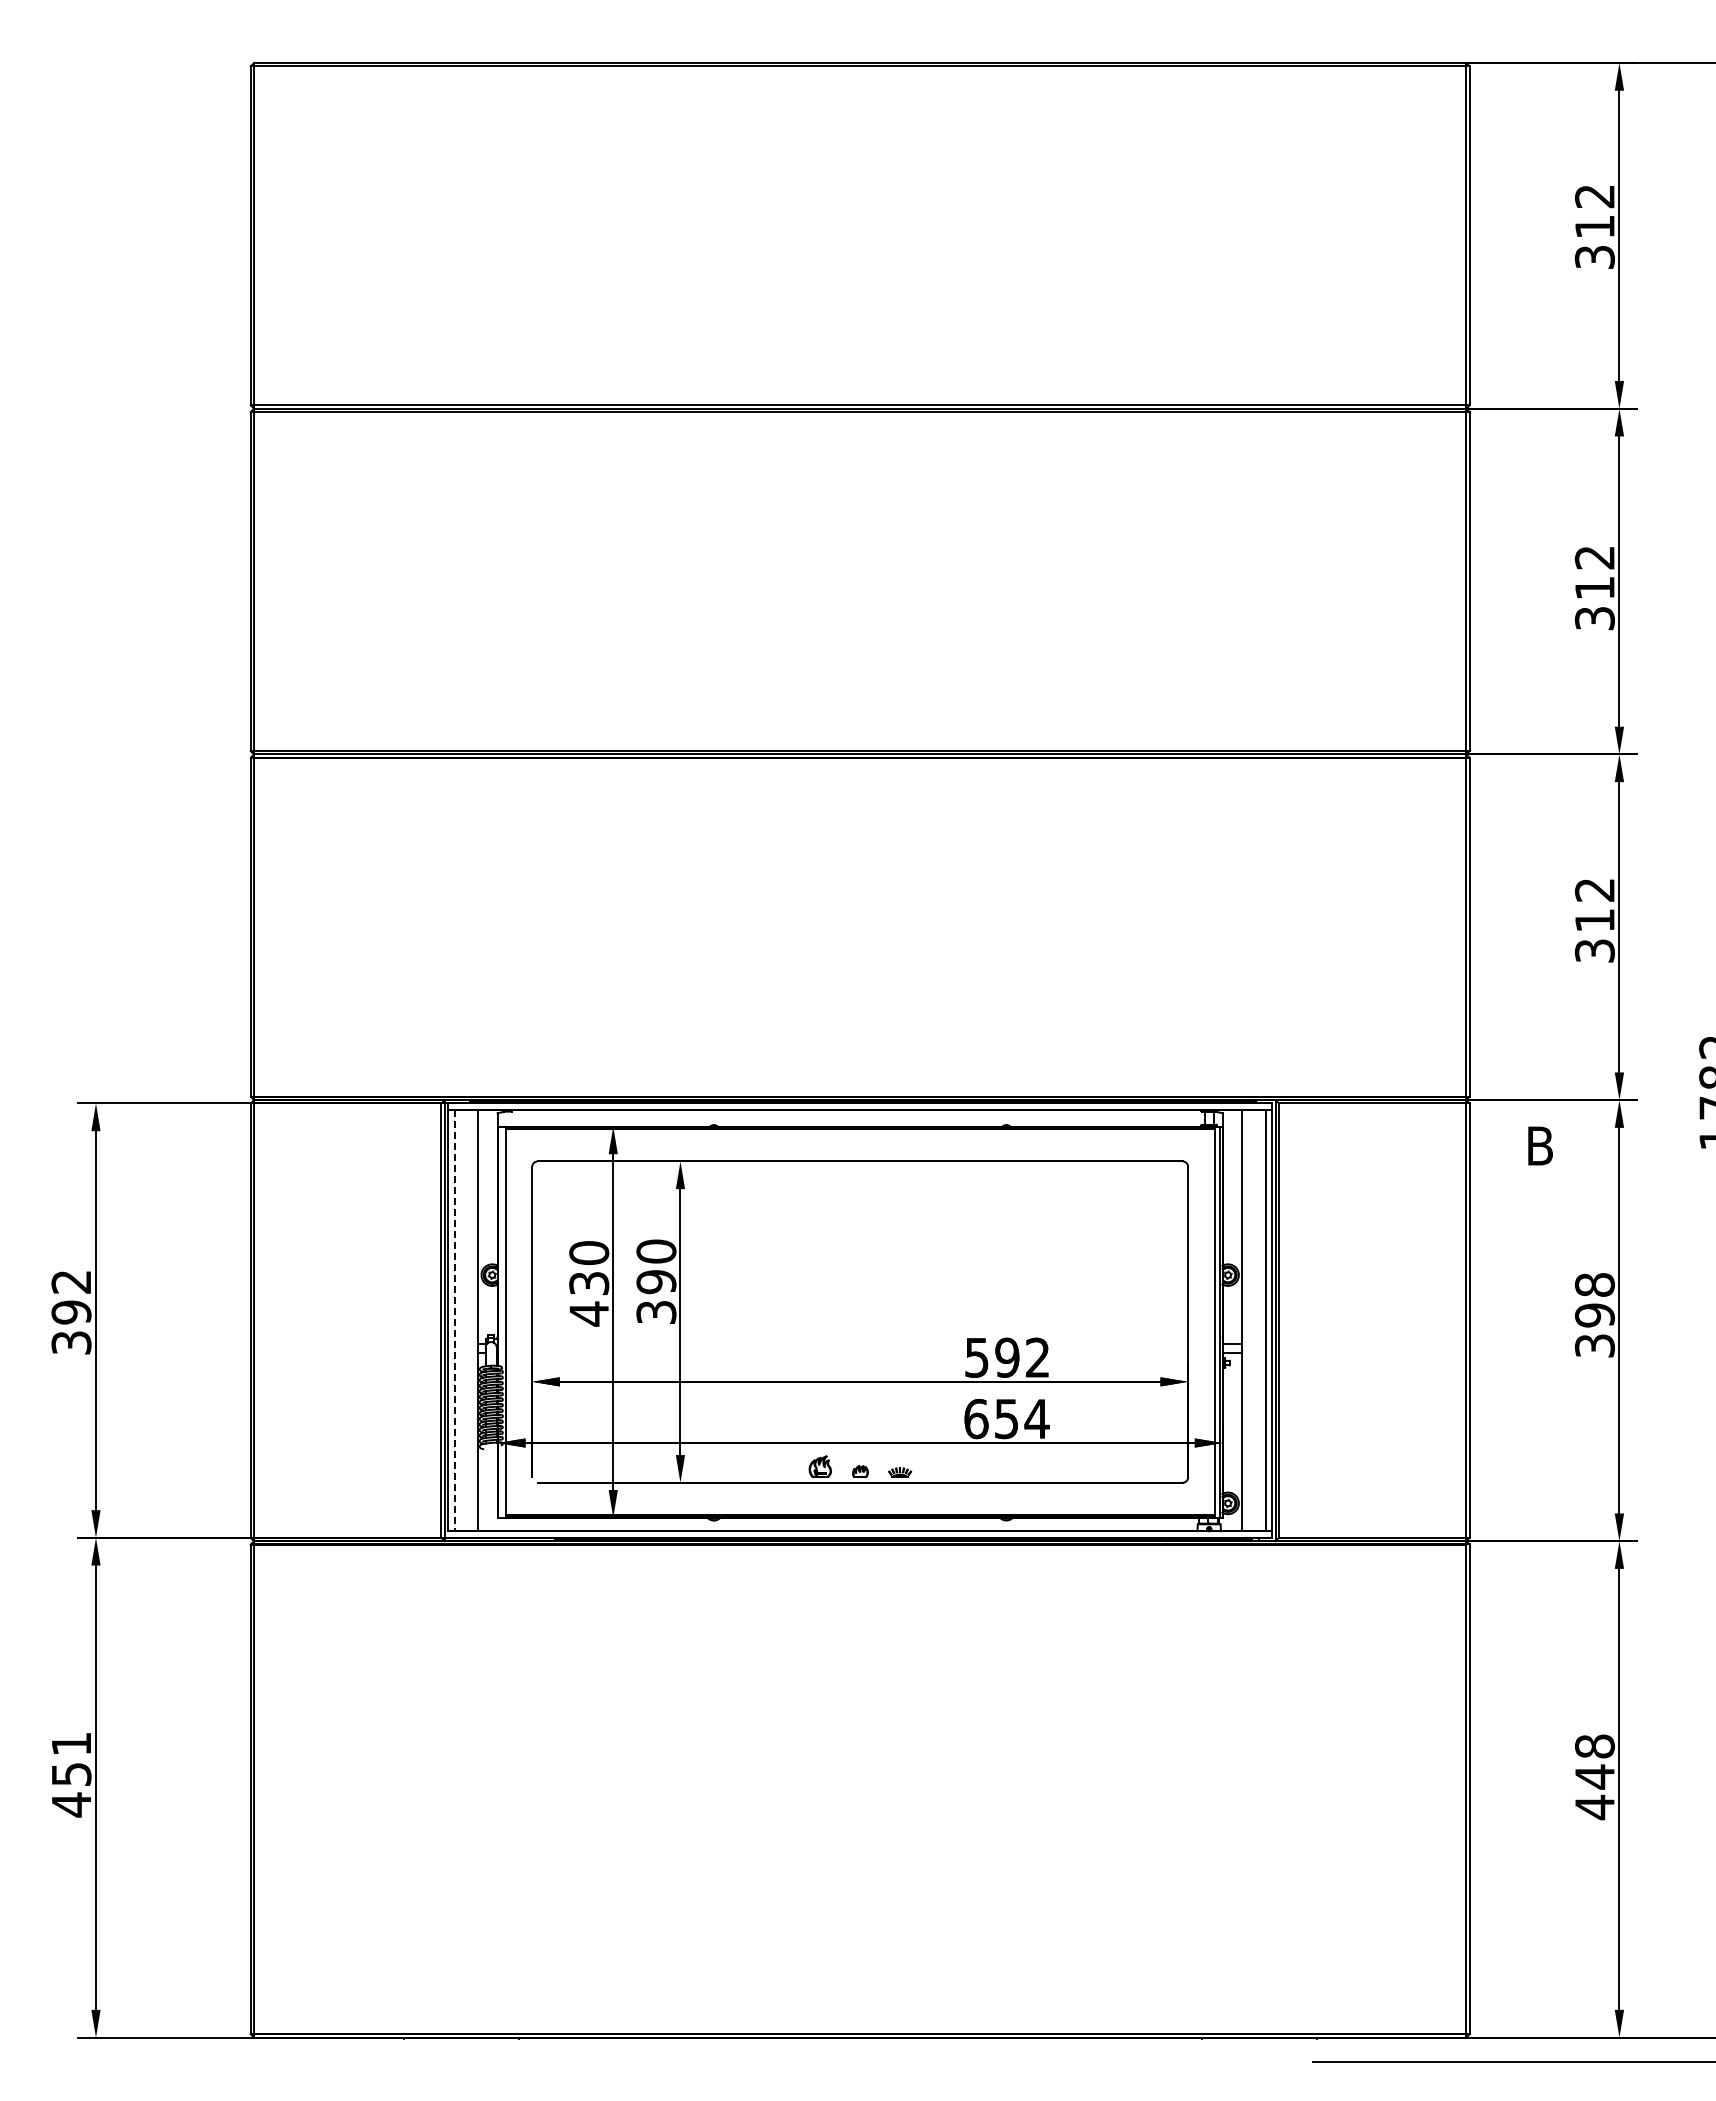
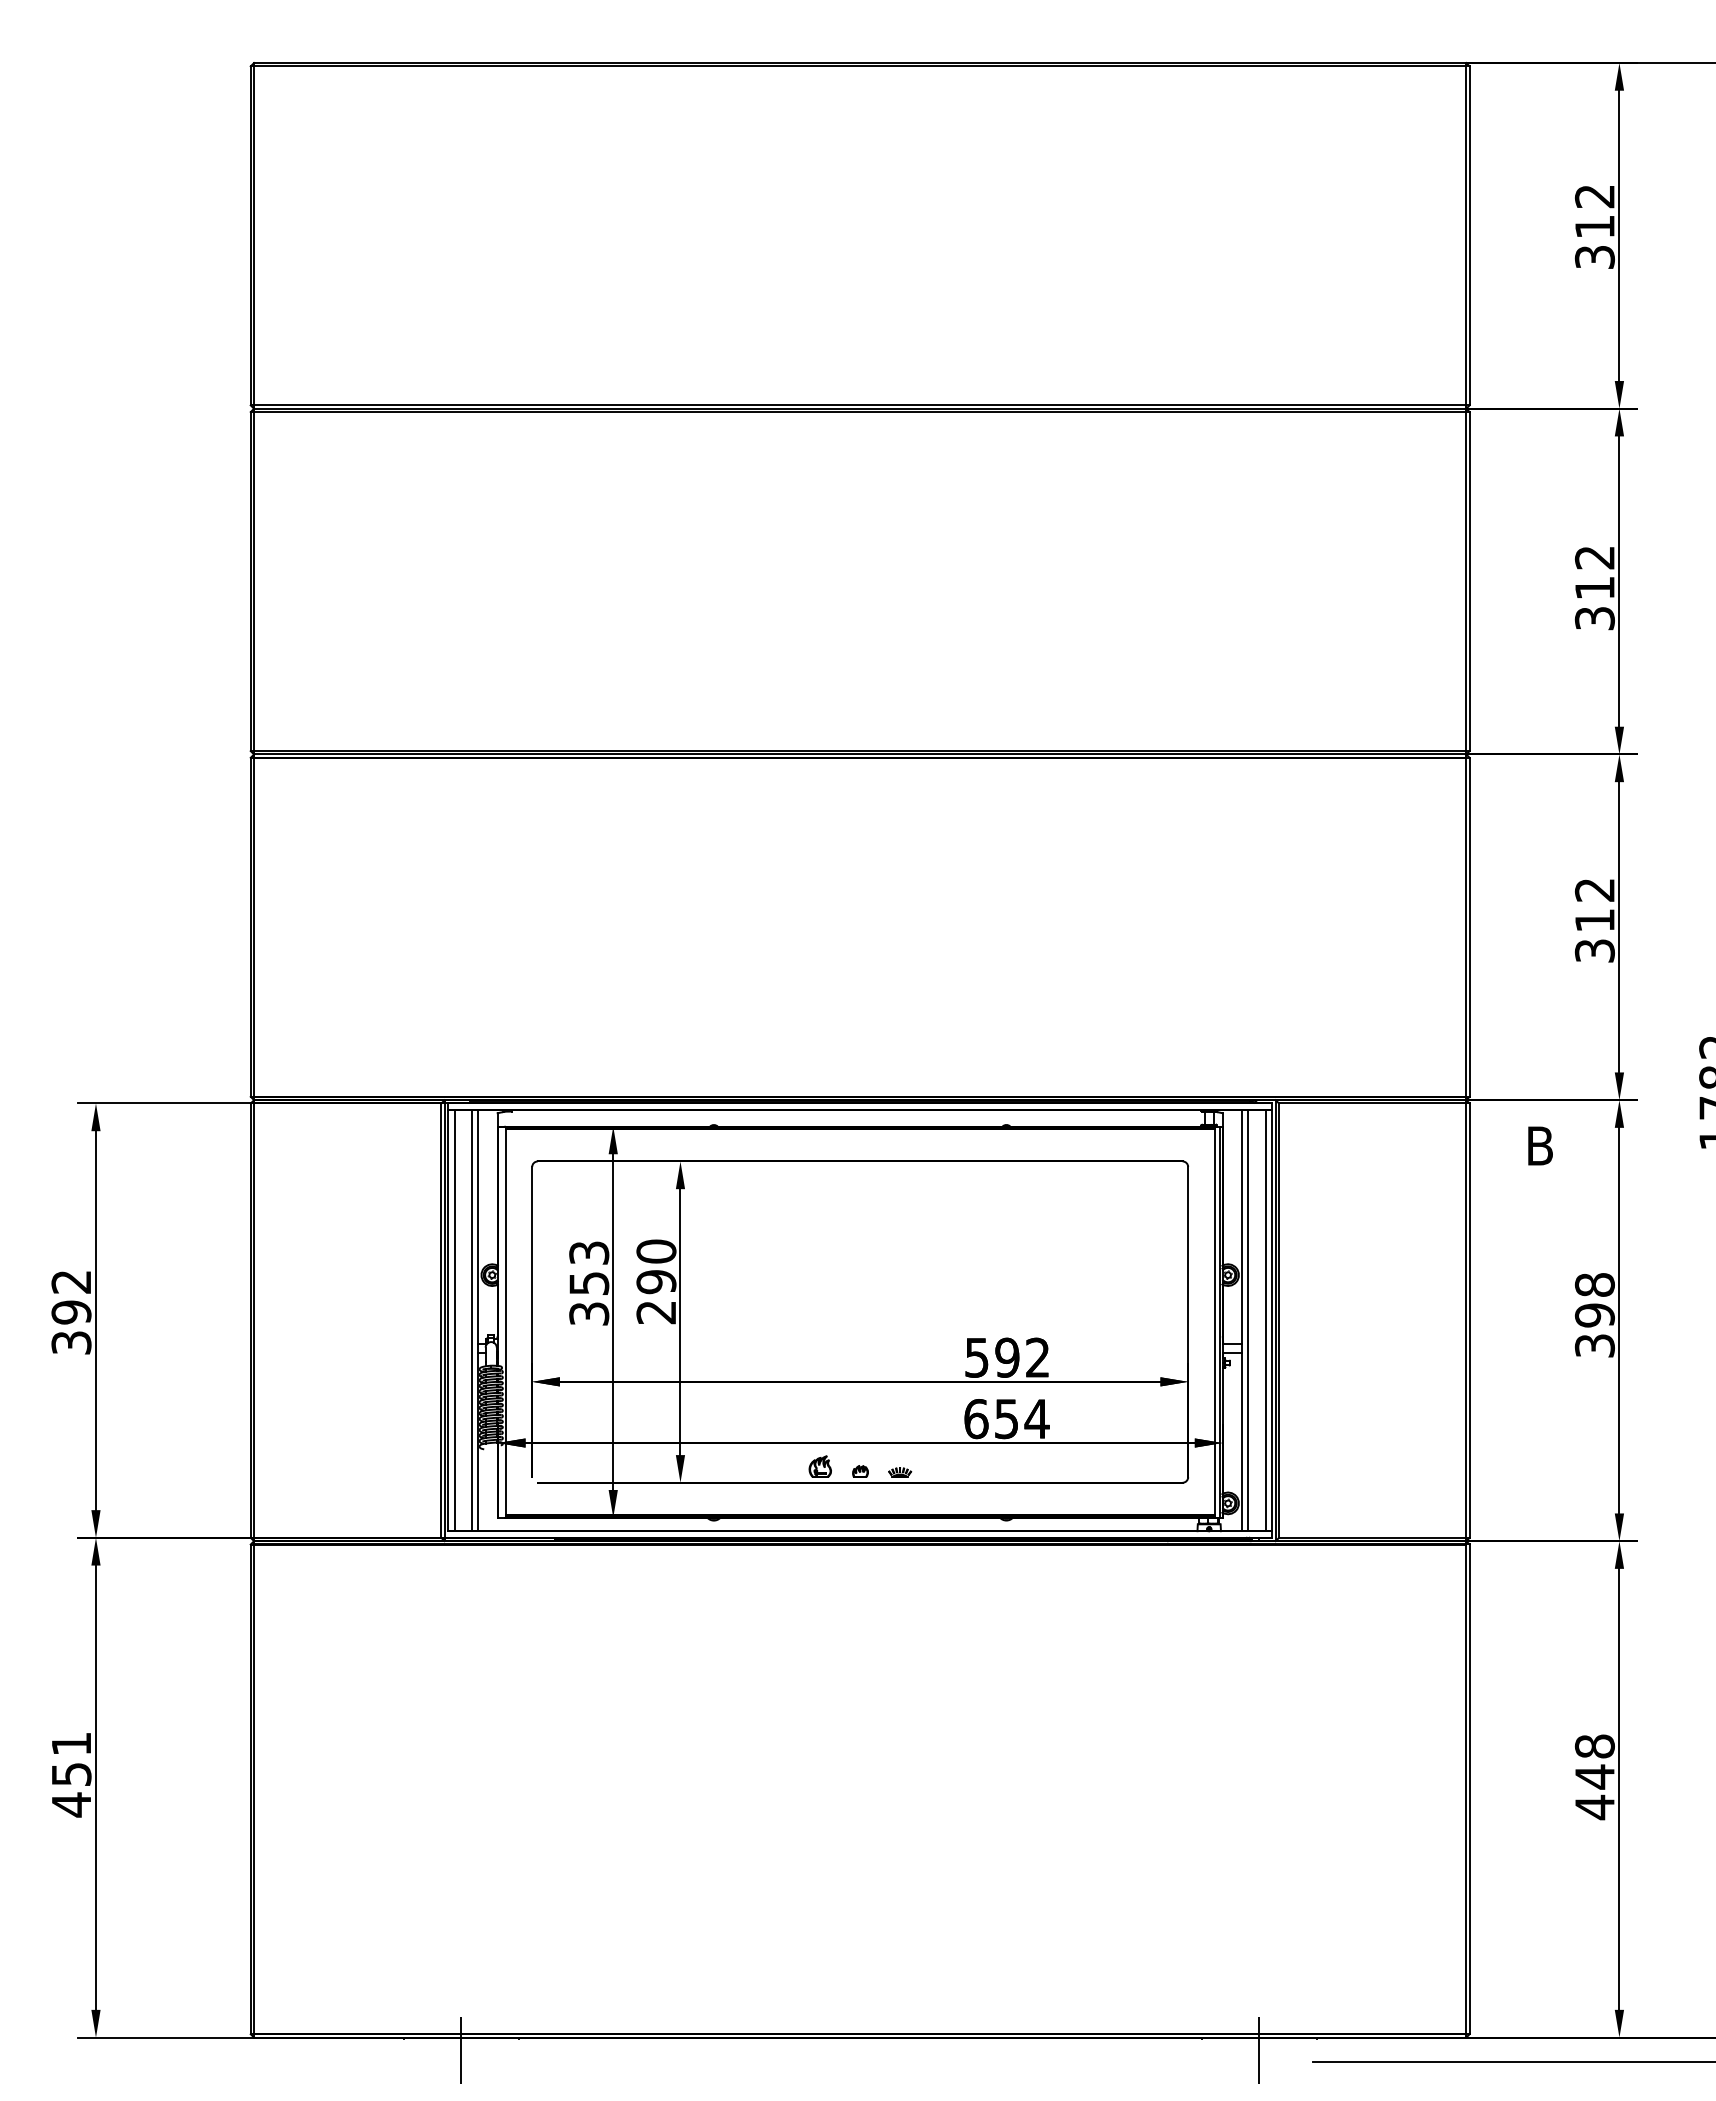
text: 430 -> 353 (589, 1283)
text: 390 -> 290 (656, 1312)
line: dashed -> solid (454, 1320)
line: none -> present (472, 1320)
line: none -> present (1248, 1320)
line: none -> present (461, 2050)
line: none -> present (1259, 2050)
